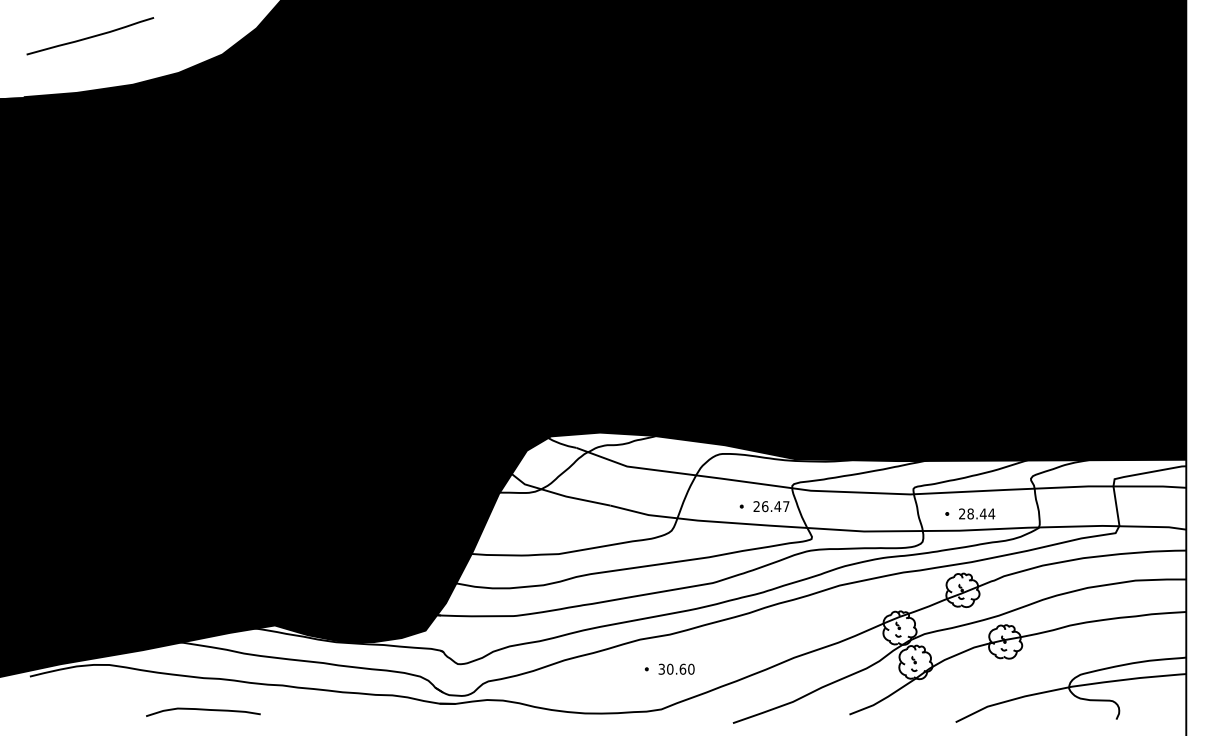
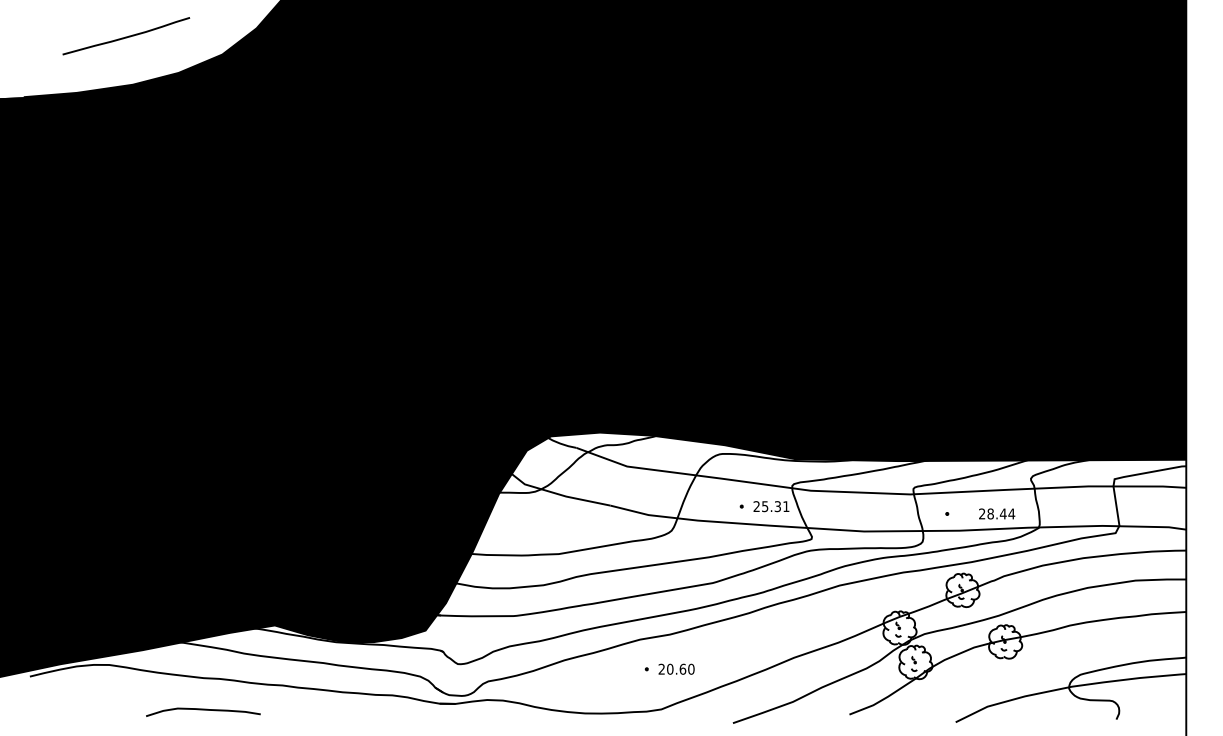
curve position: (90, 36) -> (126, 36) (126, 36)
text: 26.47 -> 25.31 (775, 506)
text position: (977, 513) -> (997, 513) (997, 513)
text: 30.60 -> 20.60 (661, 669)
